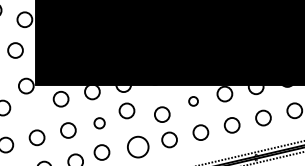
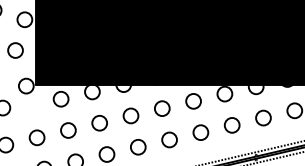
circle size: 11x11 px -> 17x17 px (193, 101)
circle position: (126, 110) -> (130, 115) (130, 115)
circle position: (162, 114) -> (162, 108) (162, 108)
circle size: 13x13 px -> 17x17 px (99, 123)
circle size: 23x24 px -> 17x17 px (138, 147)
circle position: (101, 152) -> (106, 154) (106, 154)
